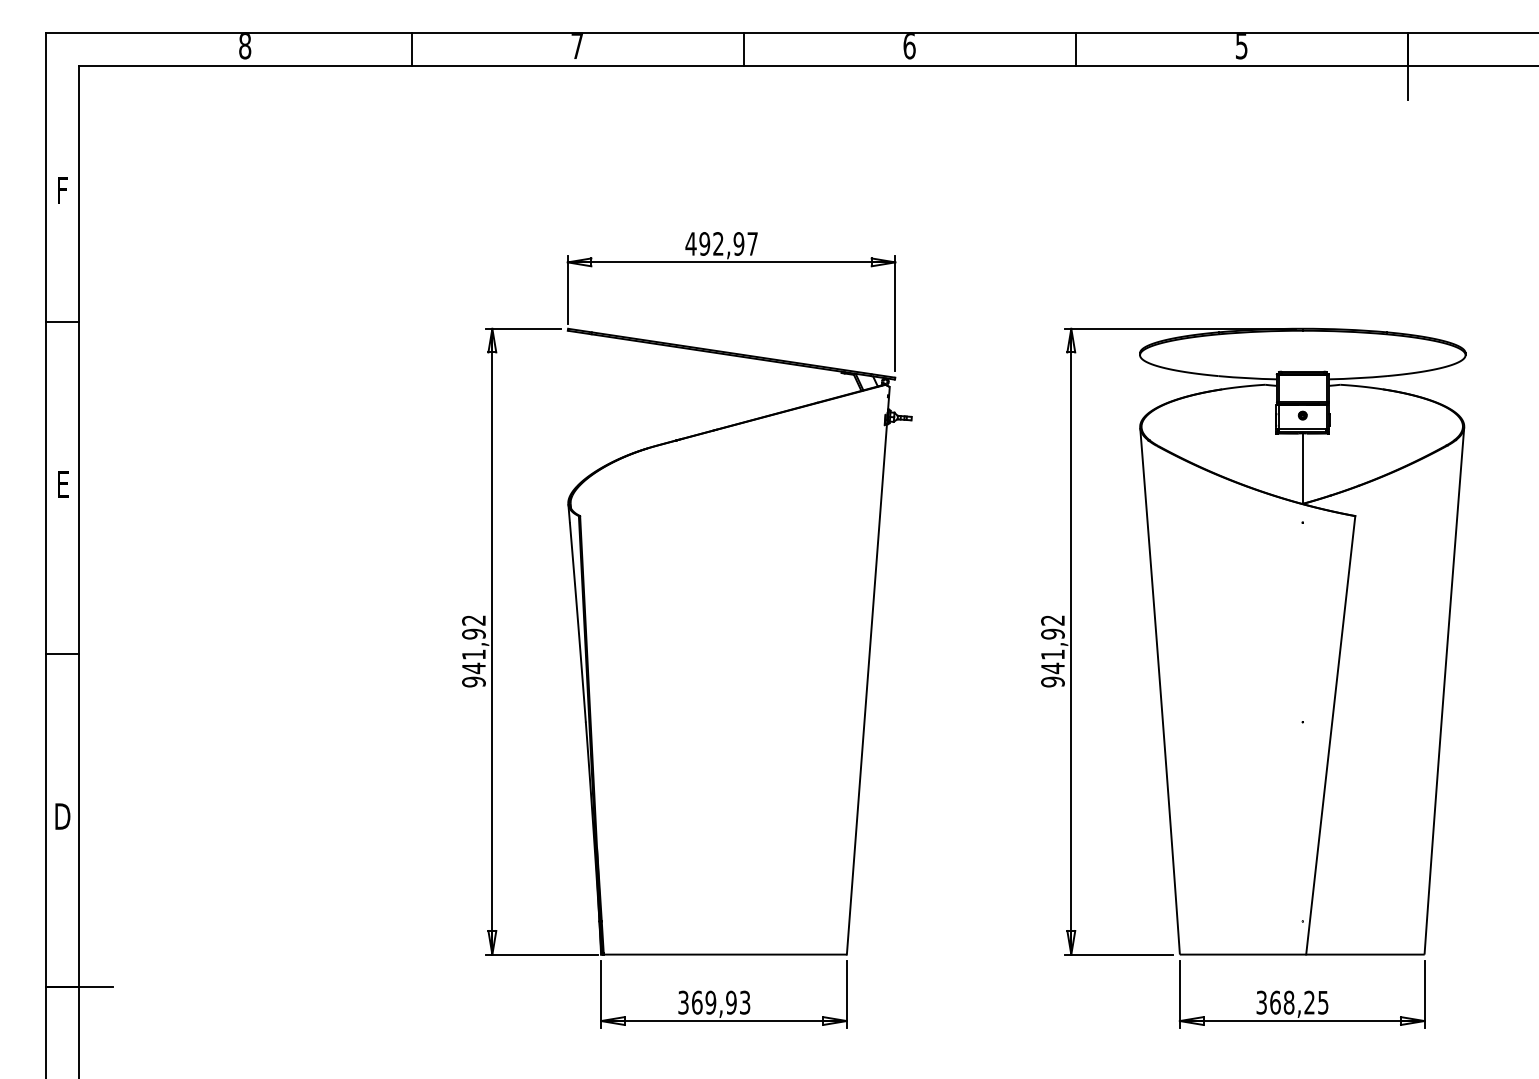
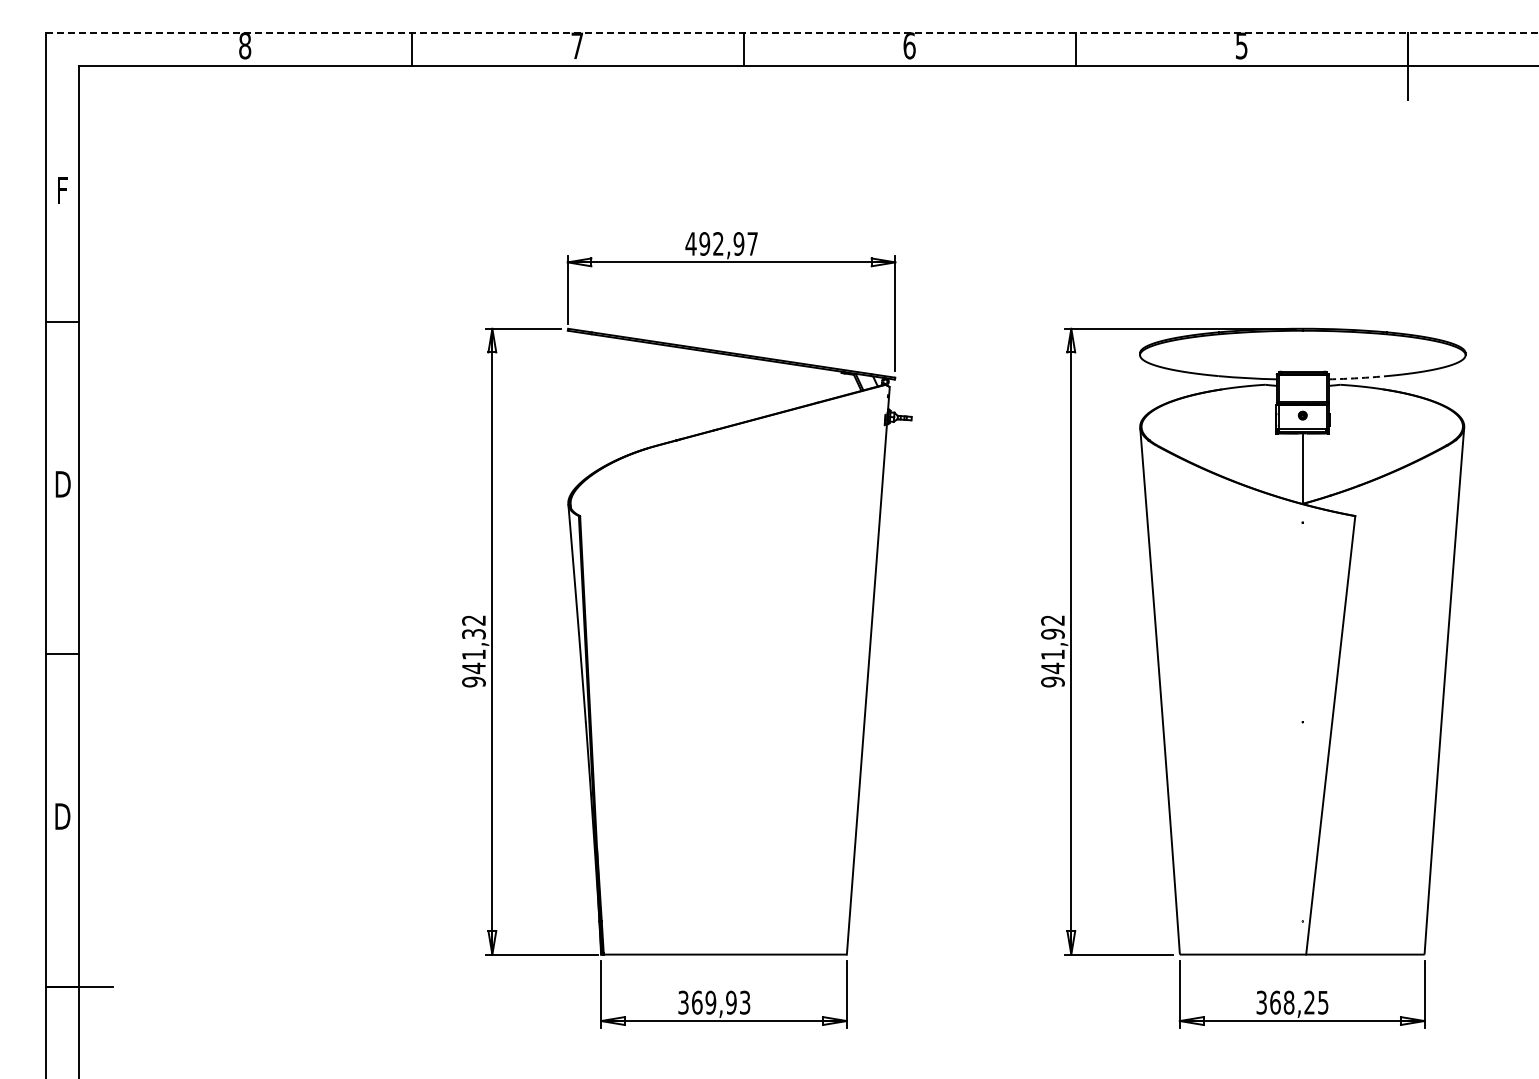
line: solid -> dashed (792, 33)
arc: solid -> dashed (1358, 378)
text: E -> D (62, 484)
text: 941,92 -> 941,32 (473, 633)
